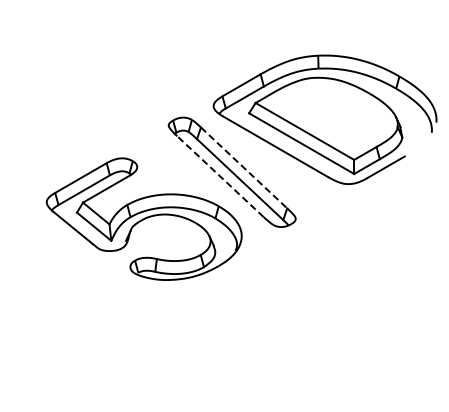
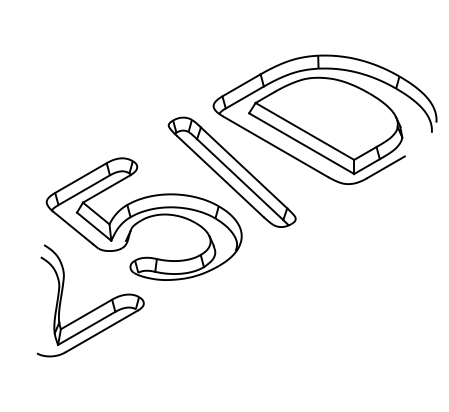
line: dashed -> solid (244, 168)
line: dashed -> solid (220, 176)
part: none -> present (94, 308)
